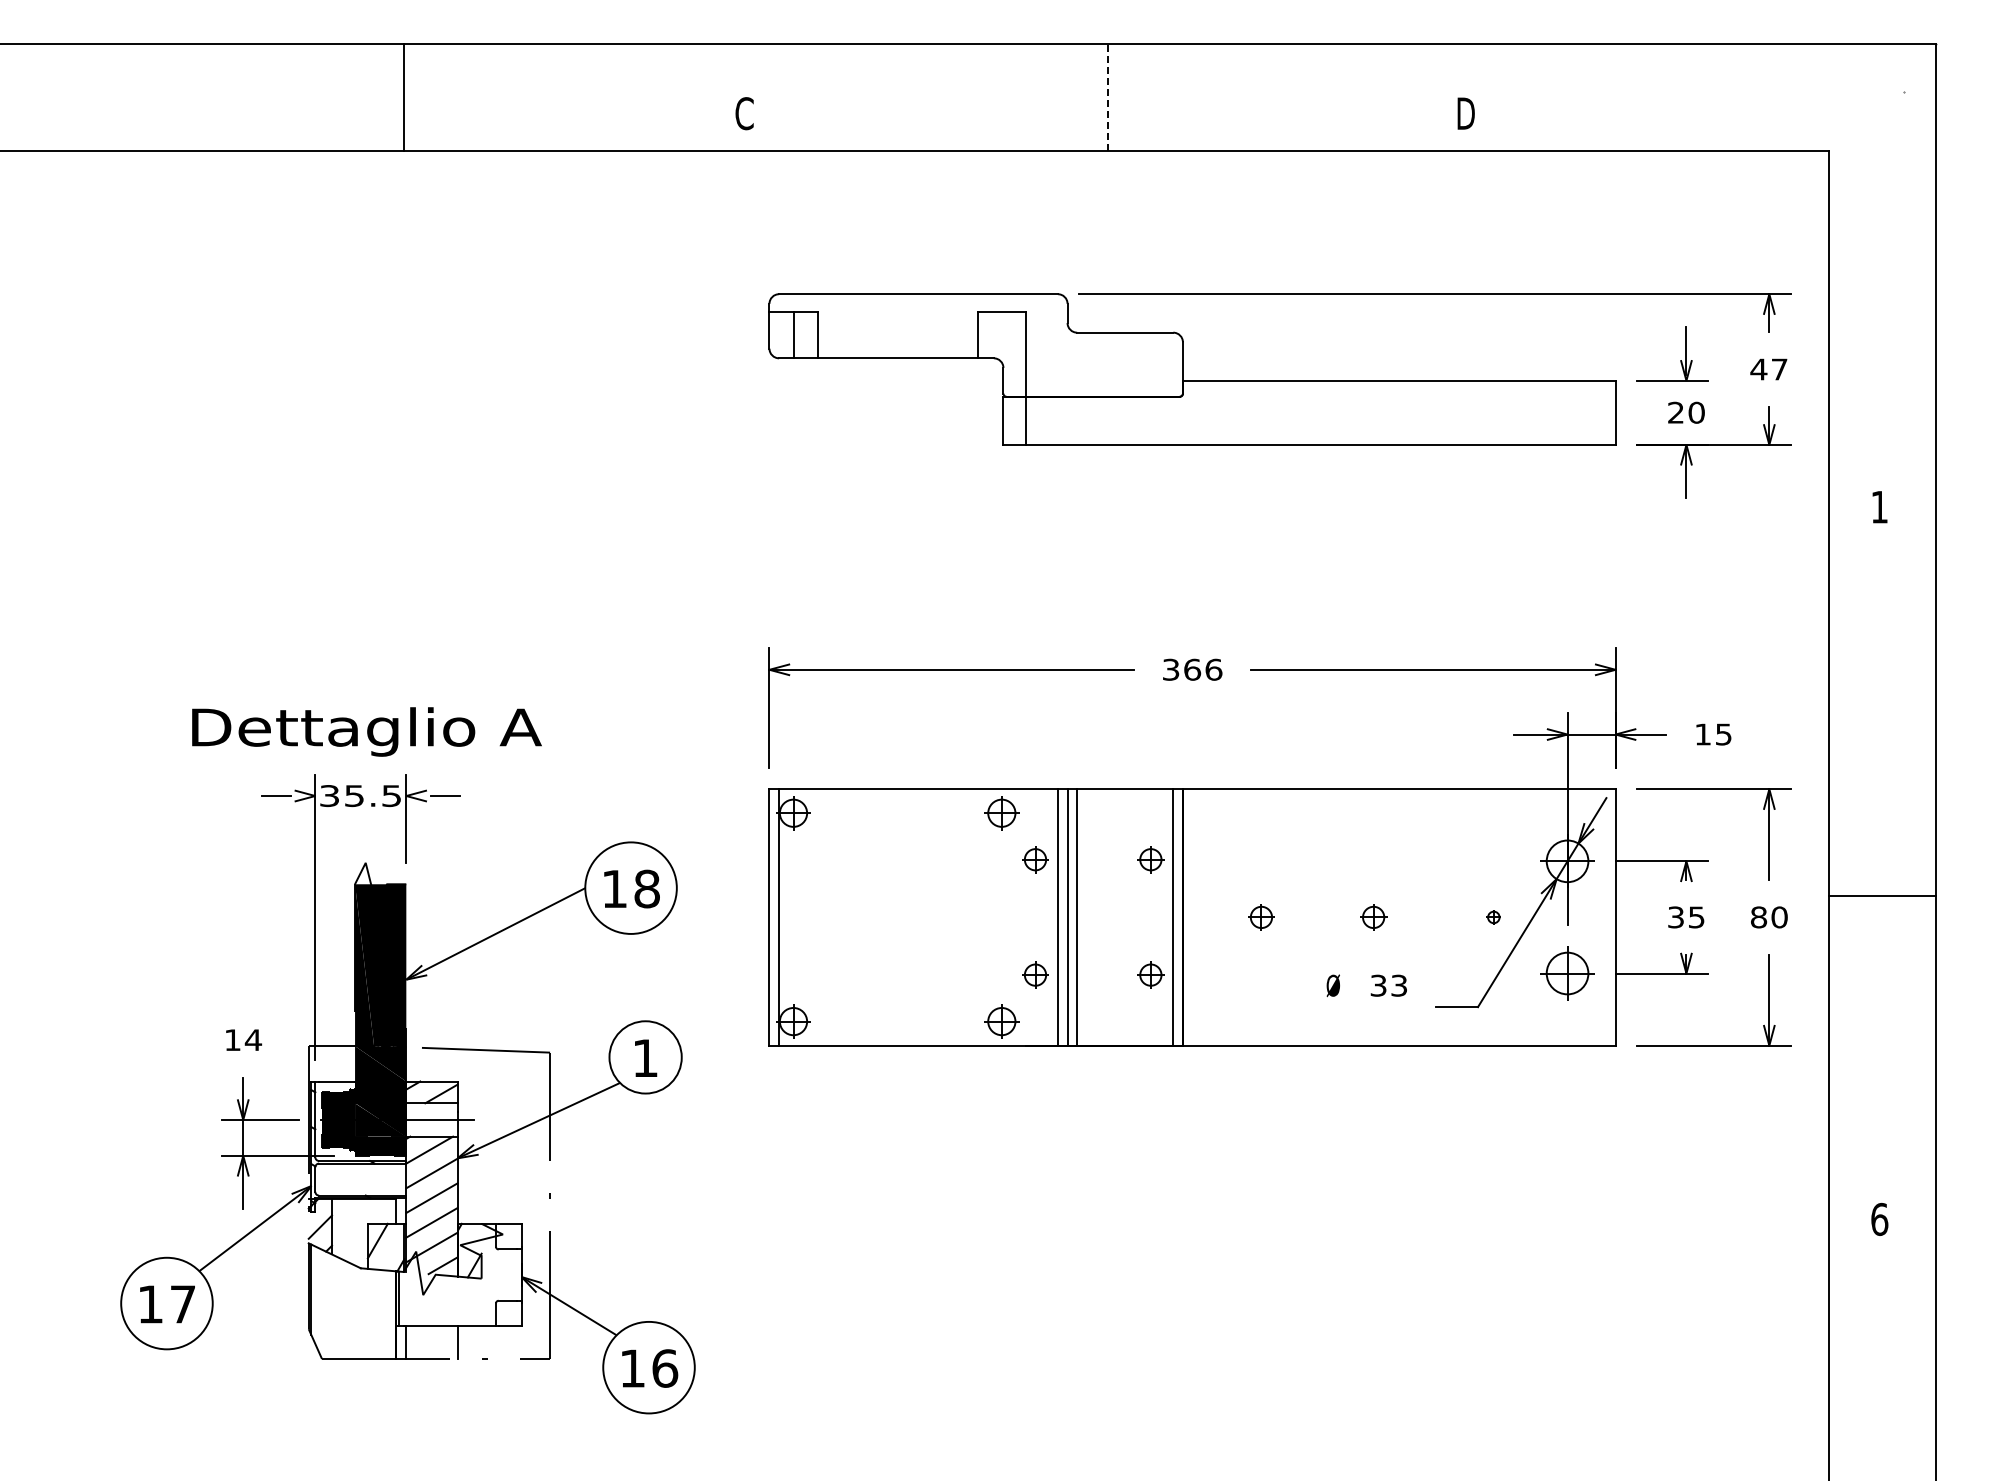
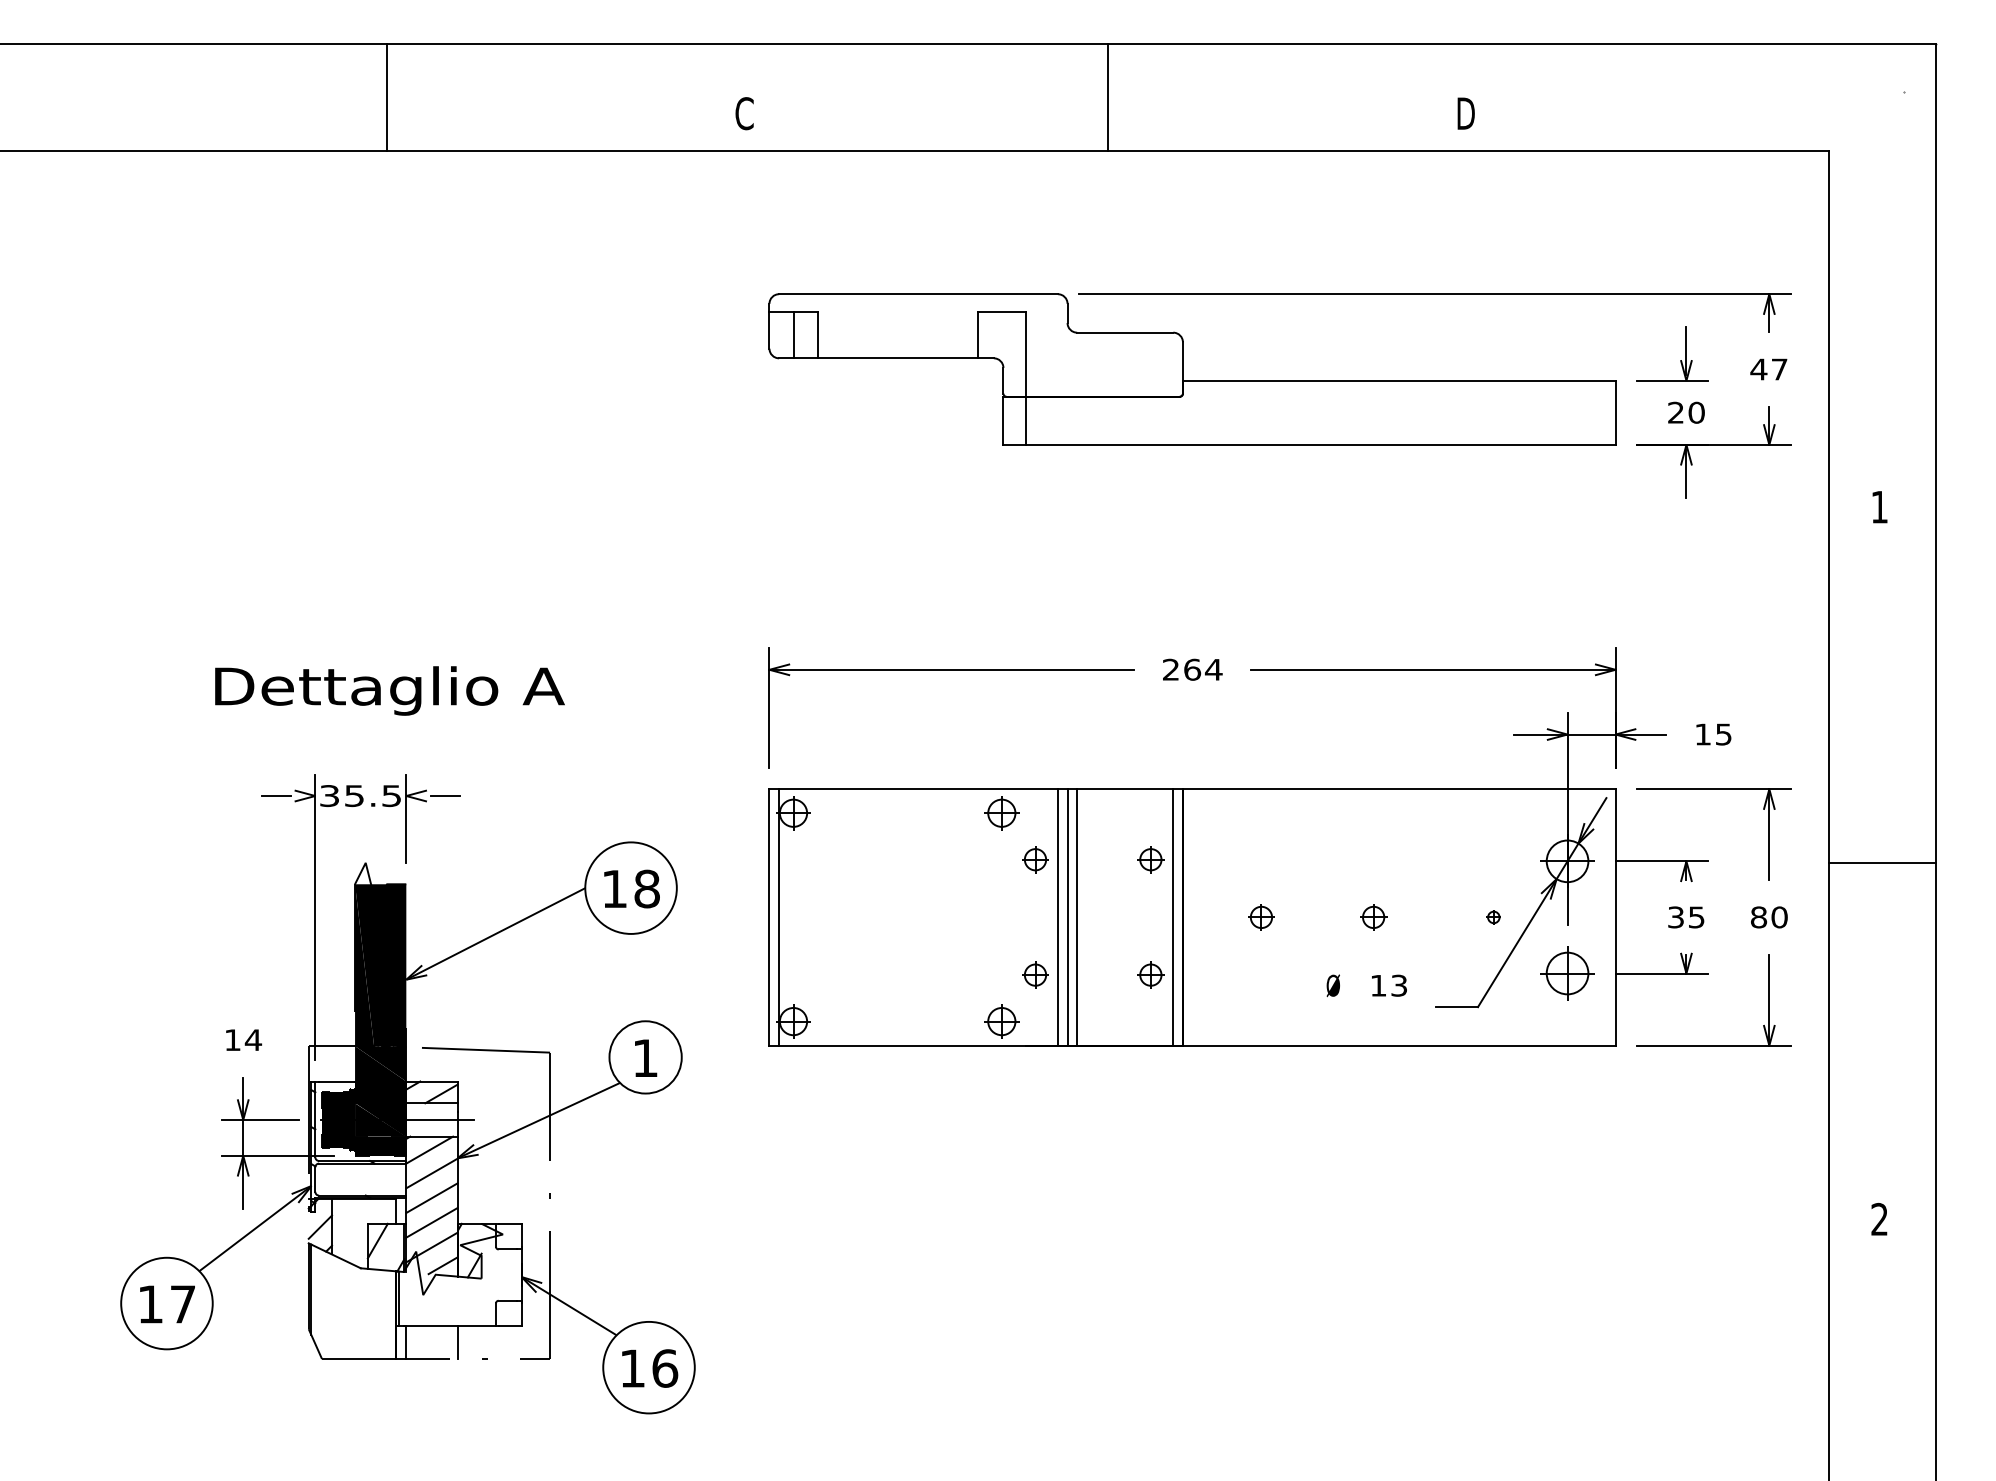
line position: (403, 97) -> (386, 97) (386, 97)
line: dashed -> solid (1108, 97)
text: 366 -> 264 (1192, 669)
text position: (366, 731) -> (389, 690) (389, 690)
line position: (1882, 896) -> (1882, 863) (1882, 863)
text: 33 -> 13 (1378, 985)
text: 6 -> 2 (1879, 1218)
